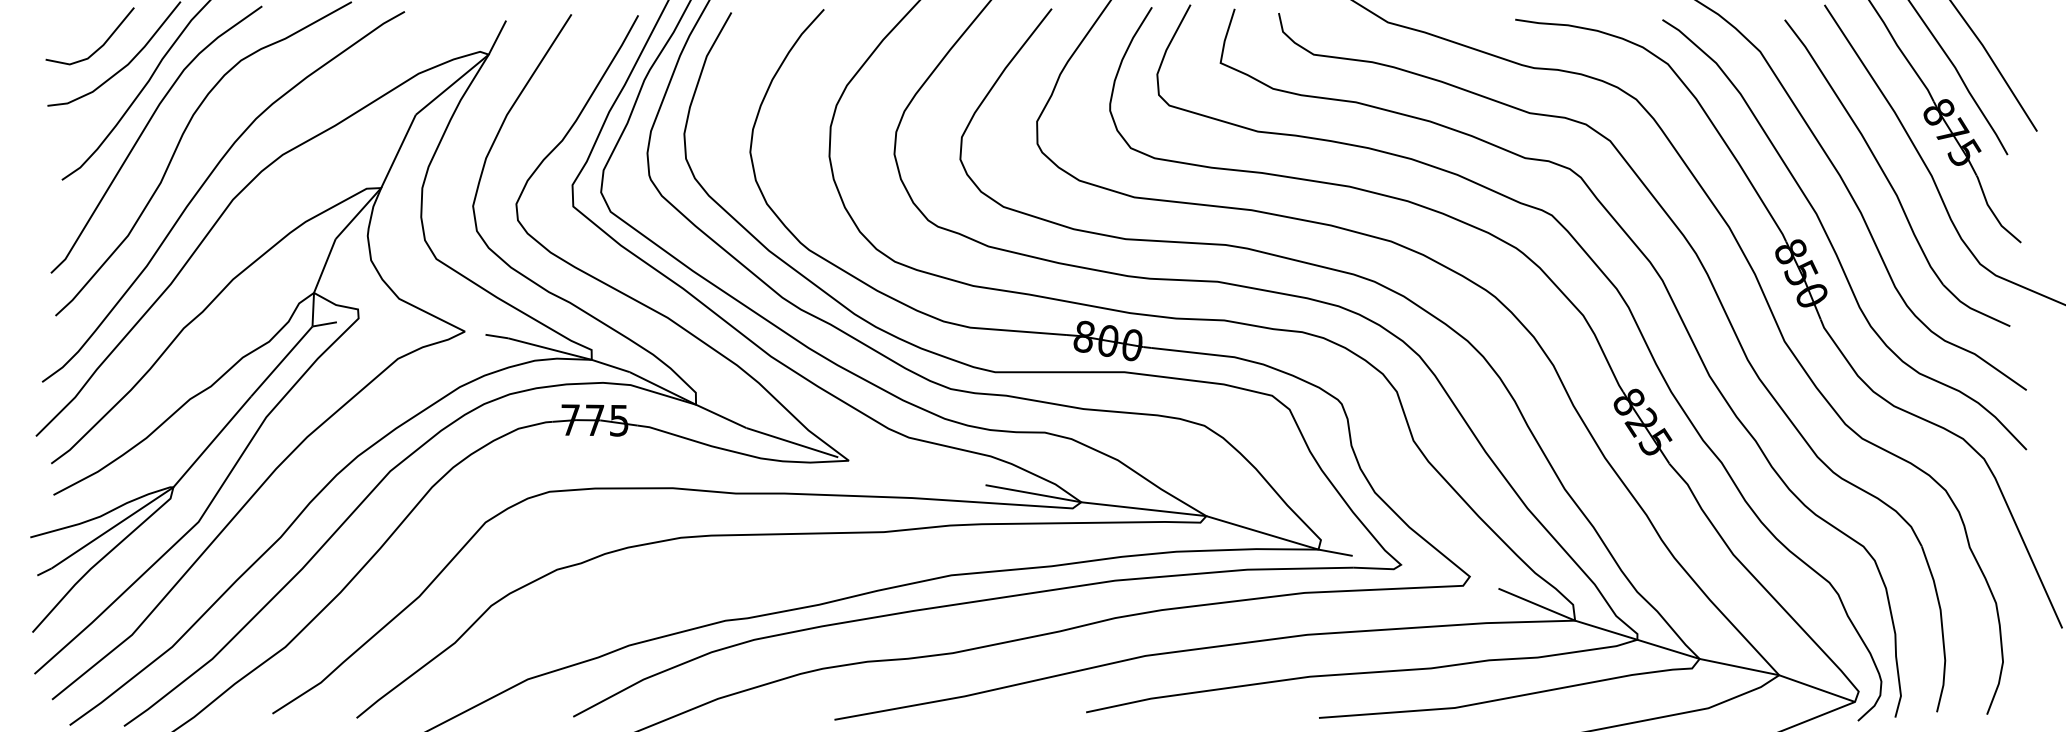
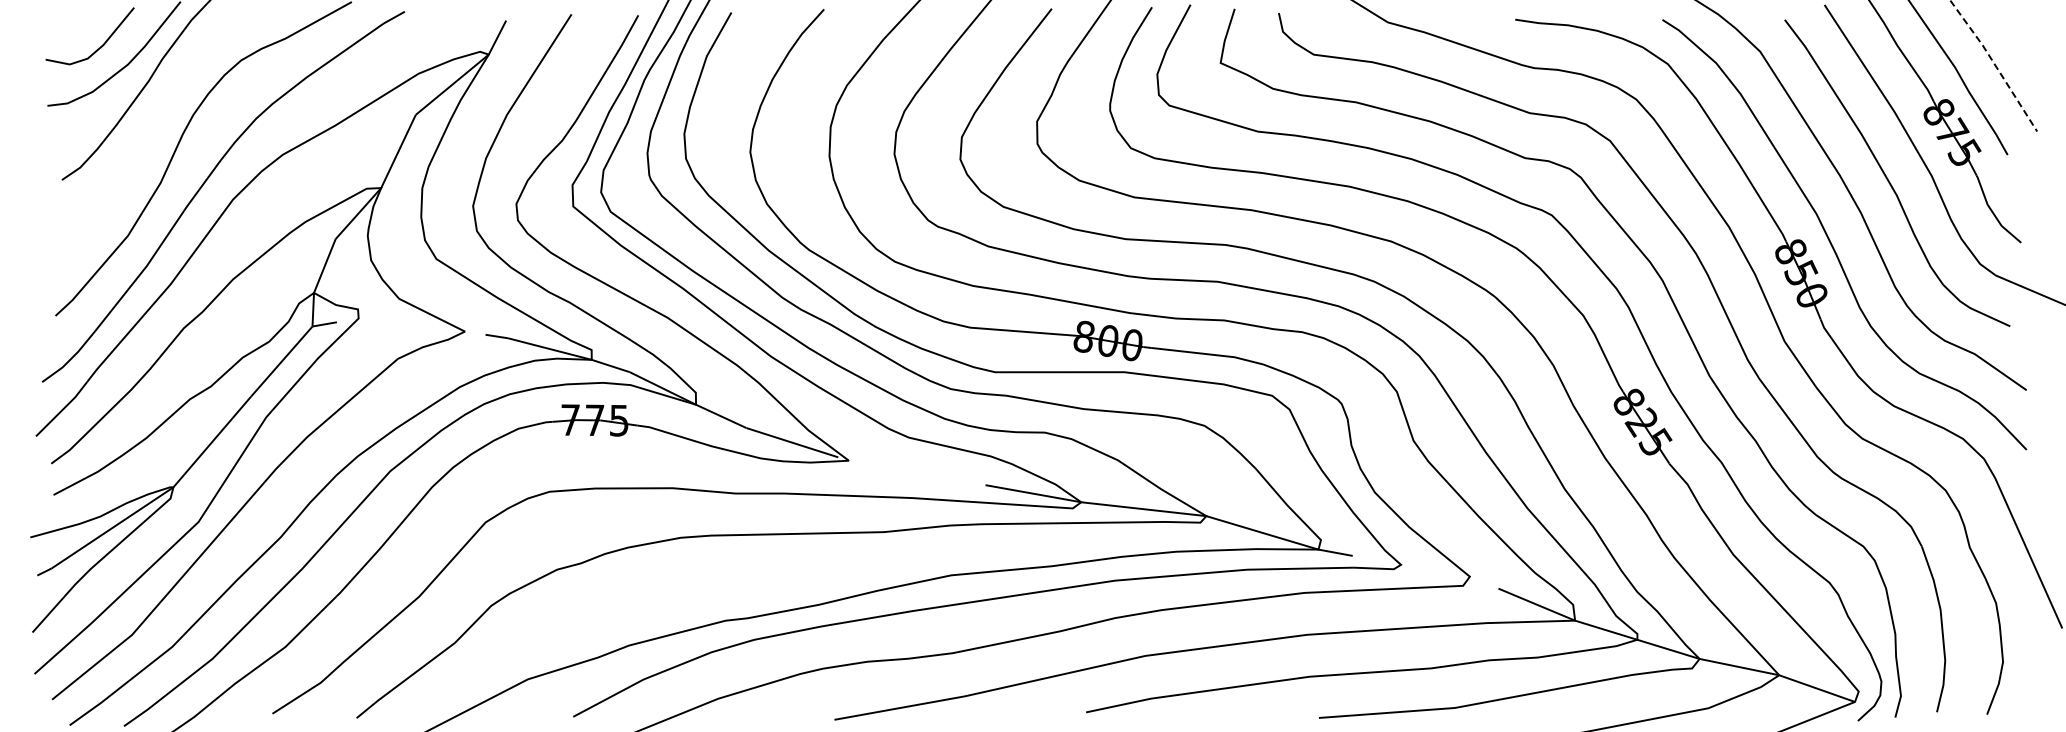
line: solid -> dashed (1994, 64)
curve: present -> none (144, 131)
